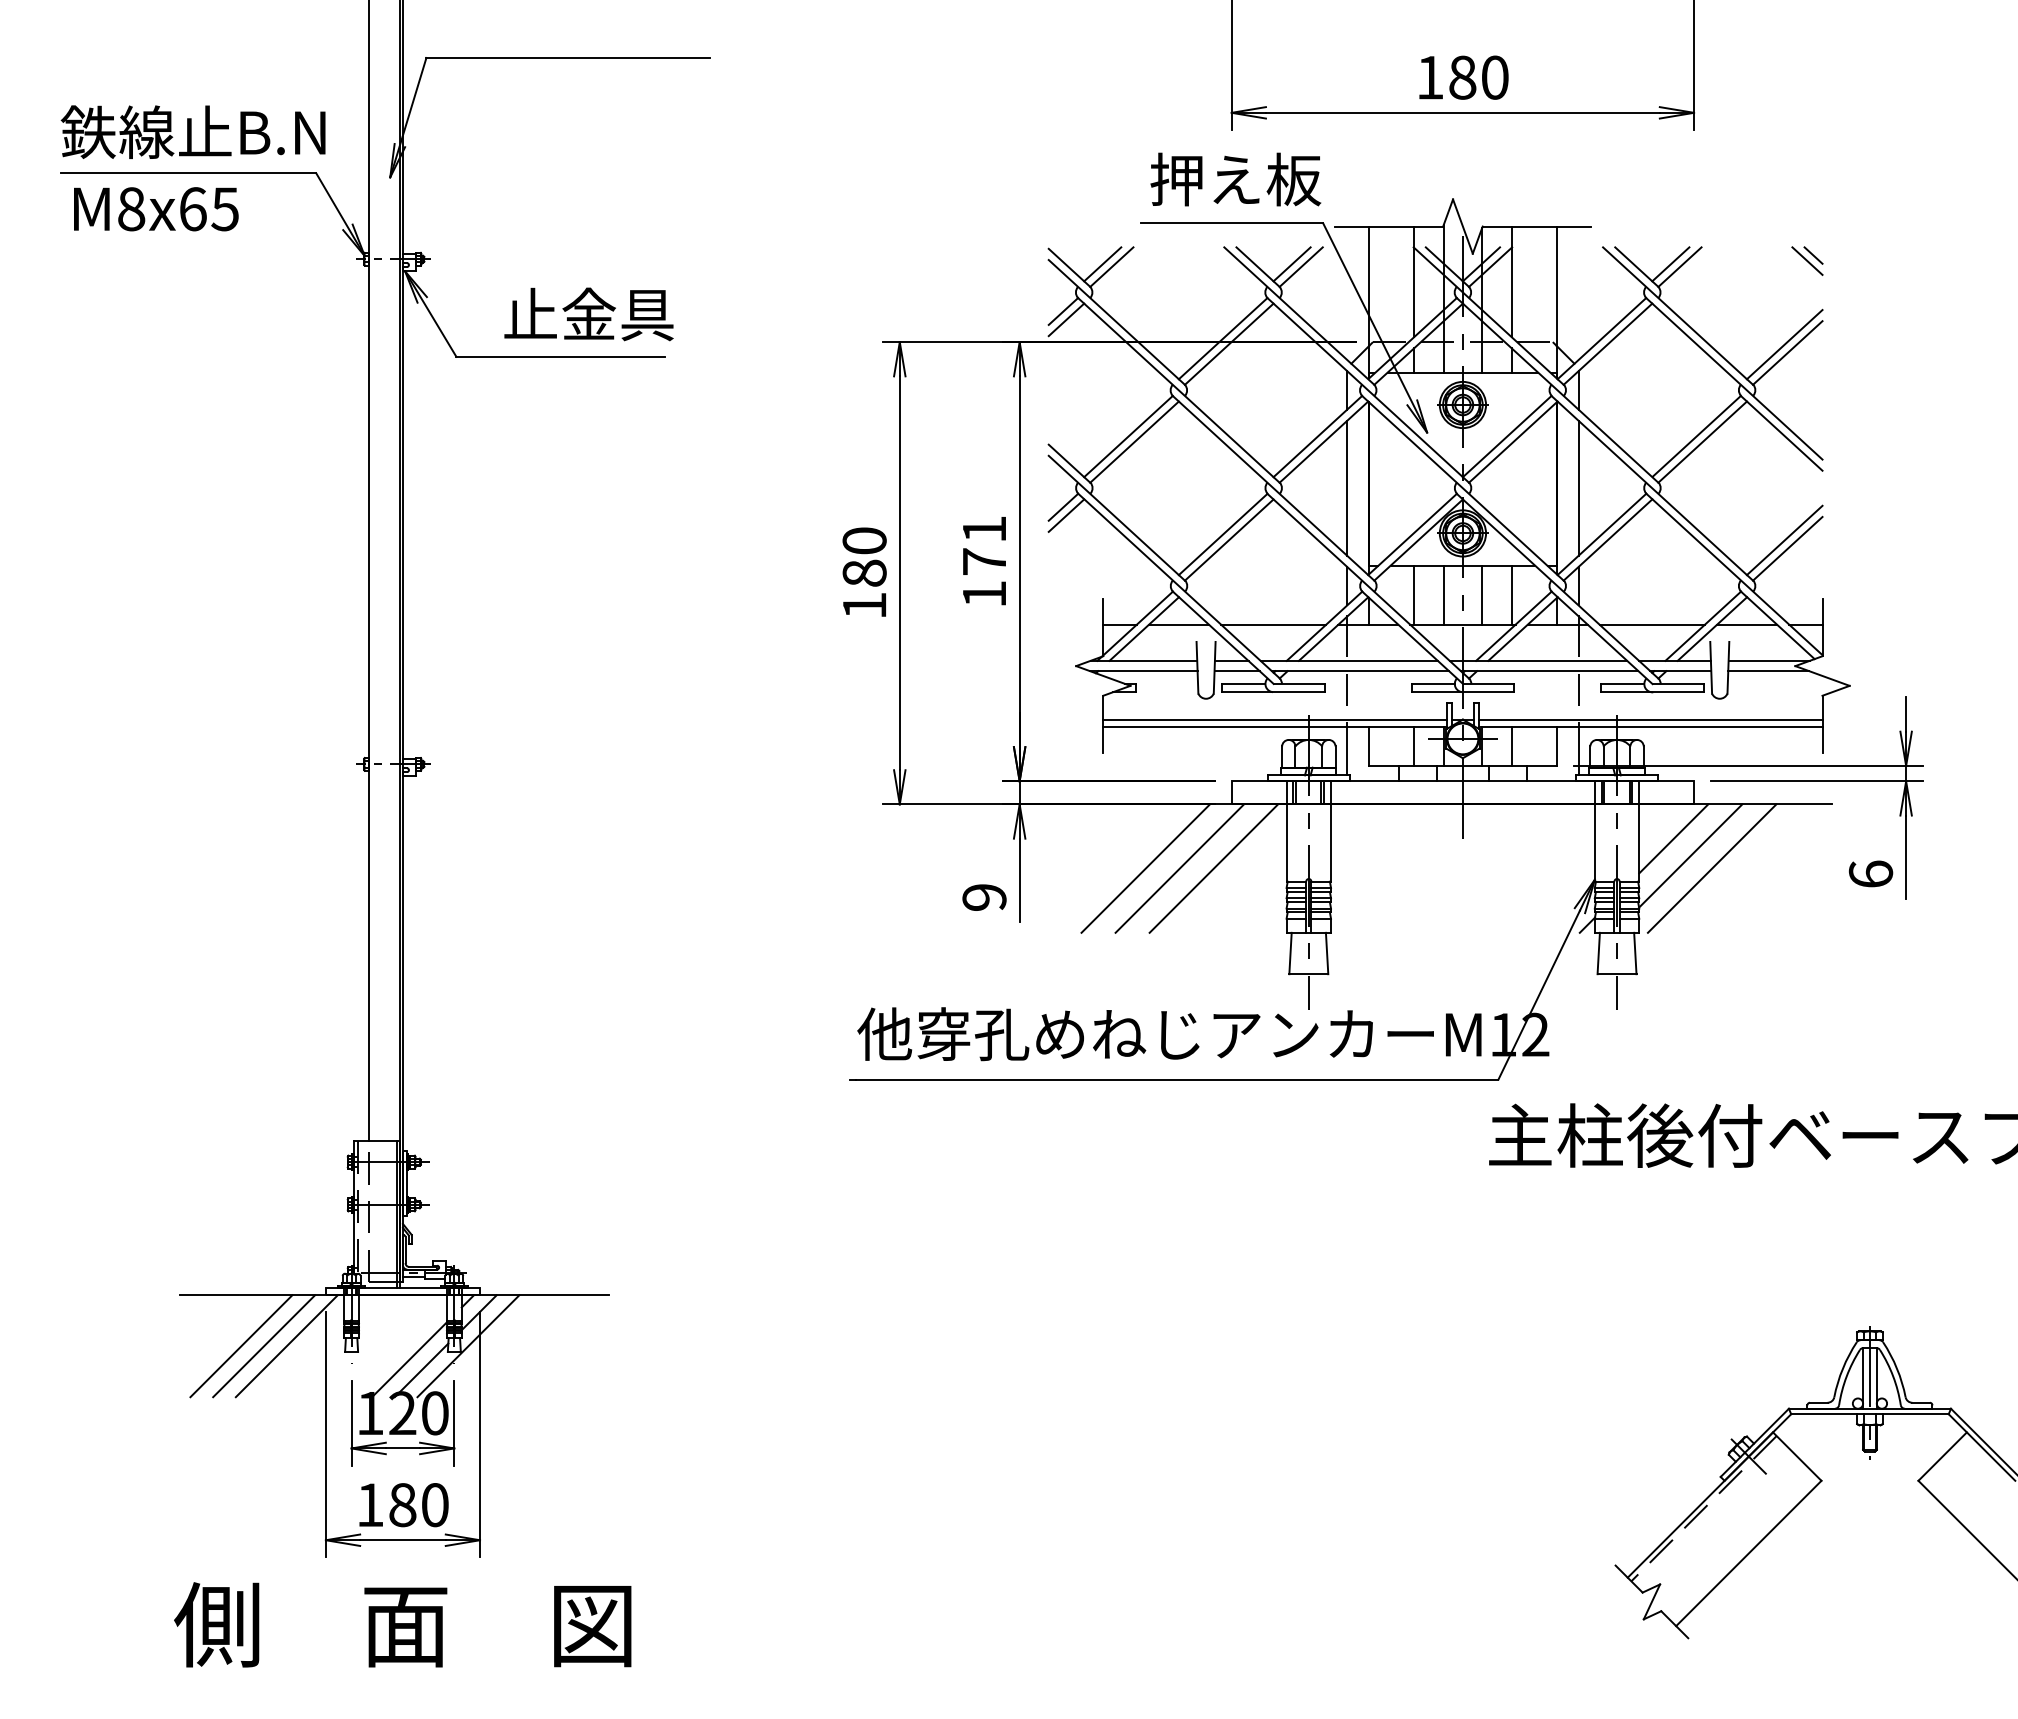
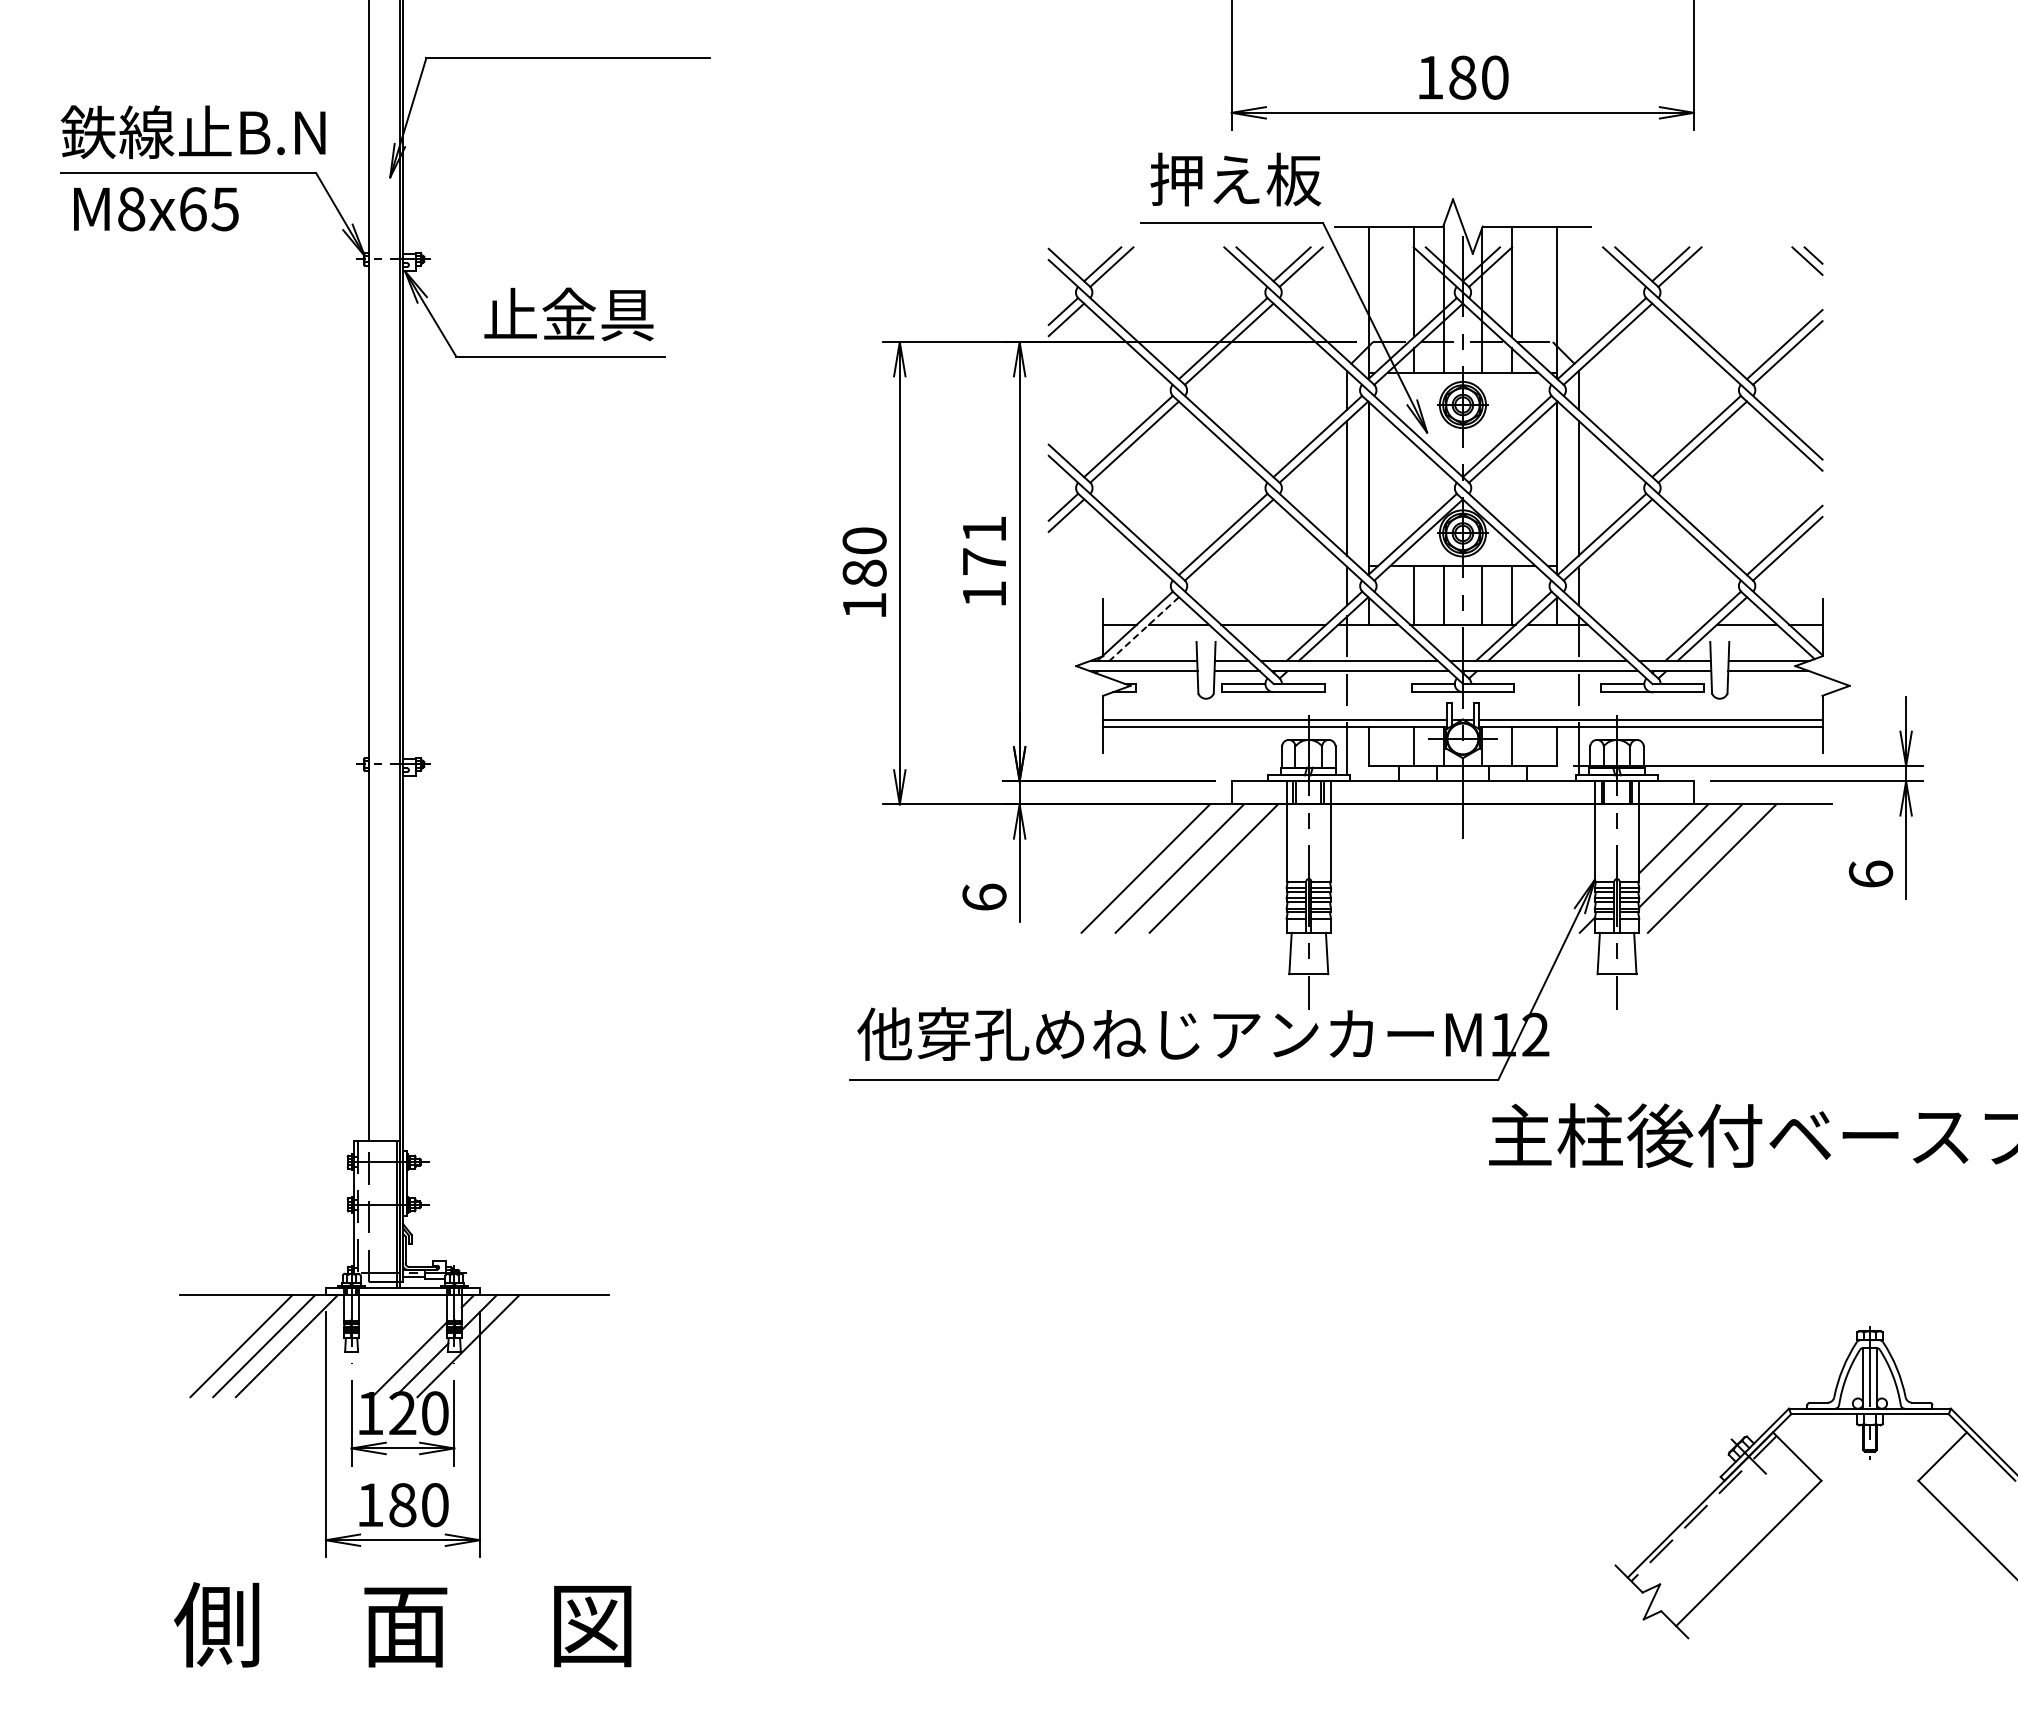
text position: (588, 314) -> (568, 314) (568, 314)
line: present -> none (1652, 624)
line: solid -> dashed (1143, 629)
text: 9 -> 6 (984, 896)
